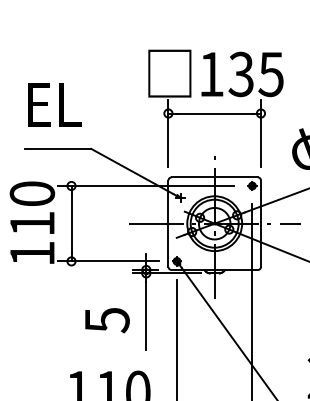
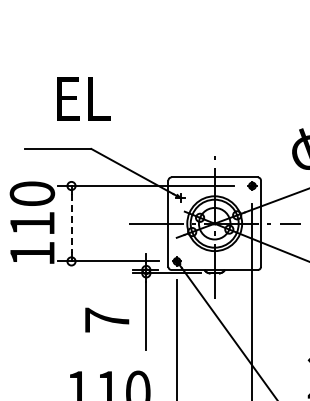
text position: (54, 104) -> (83, 98) (83, 98)
part: present -> none (215, 108)
line: solid -> dashed (71, 224)
text: 5 -> 7 (107, 320)
